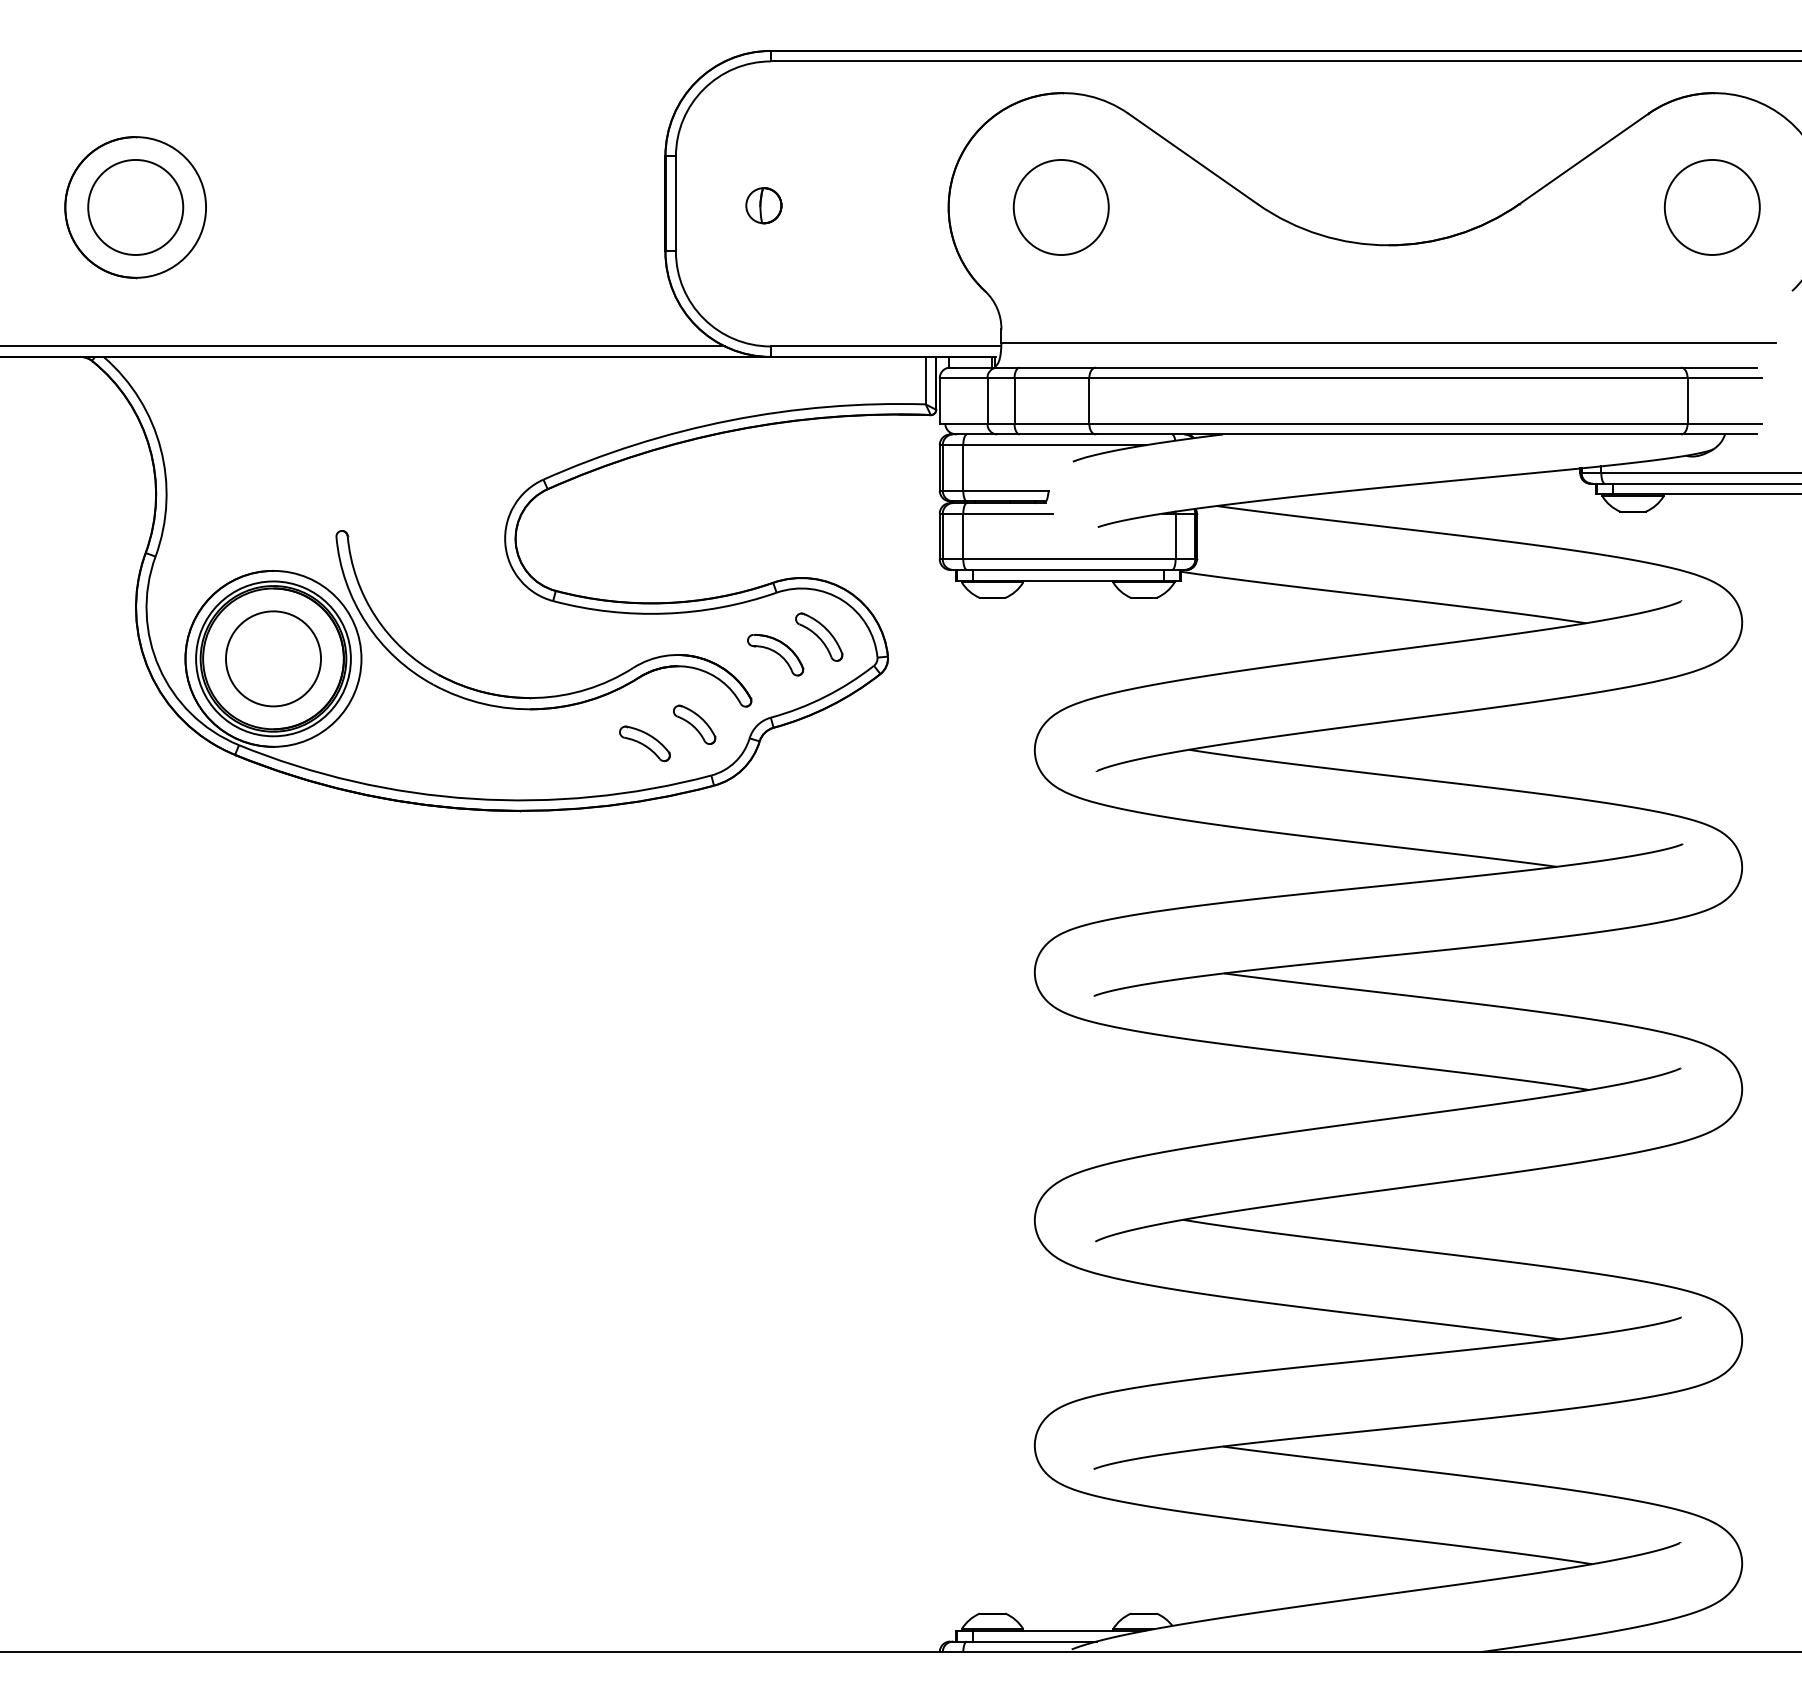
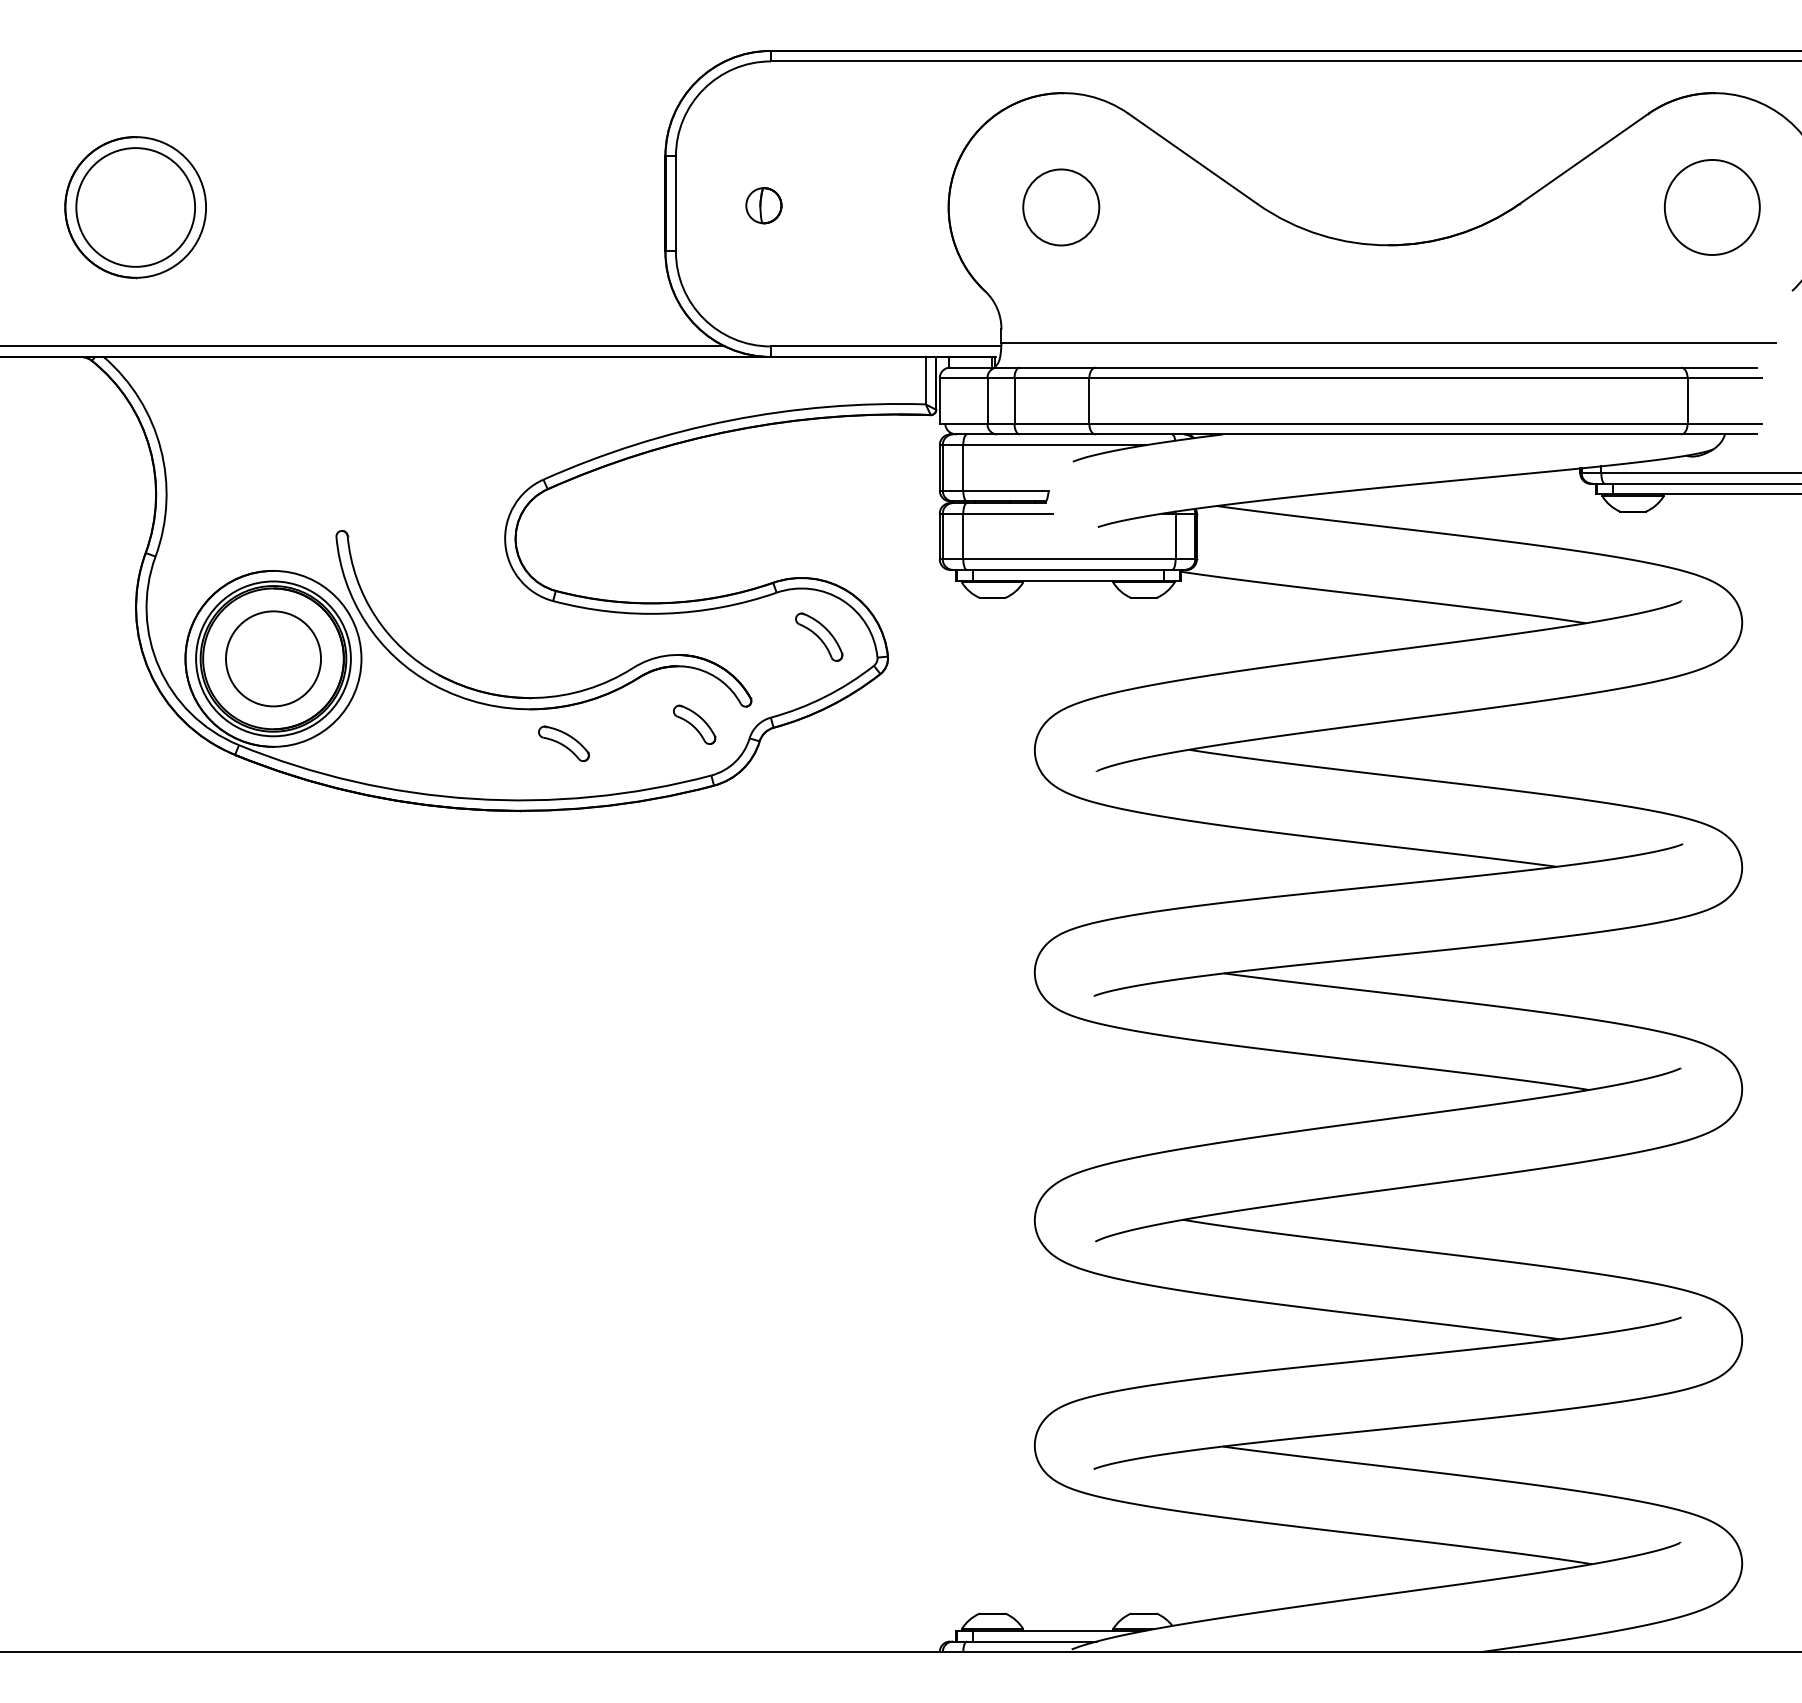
circle diameter: 95 px -> 119 px (135, 207)
circle diameter: 95 px -> 76 px (1061, 207)
part: present -> none (775, 655)
part position: (644, 743) -> (563, 743) (563, 743)
